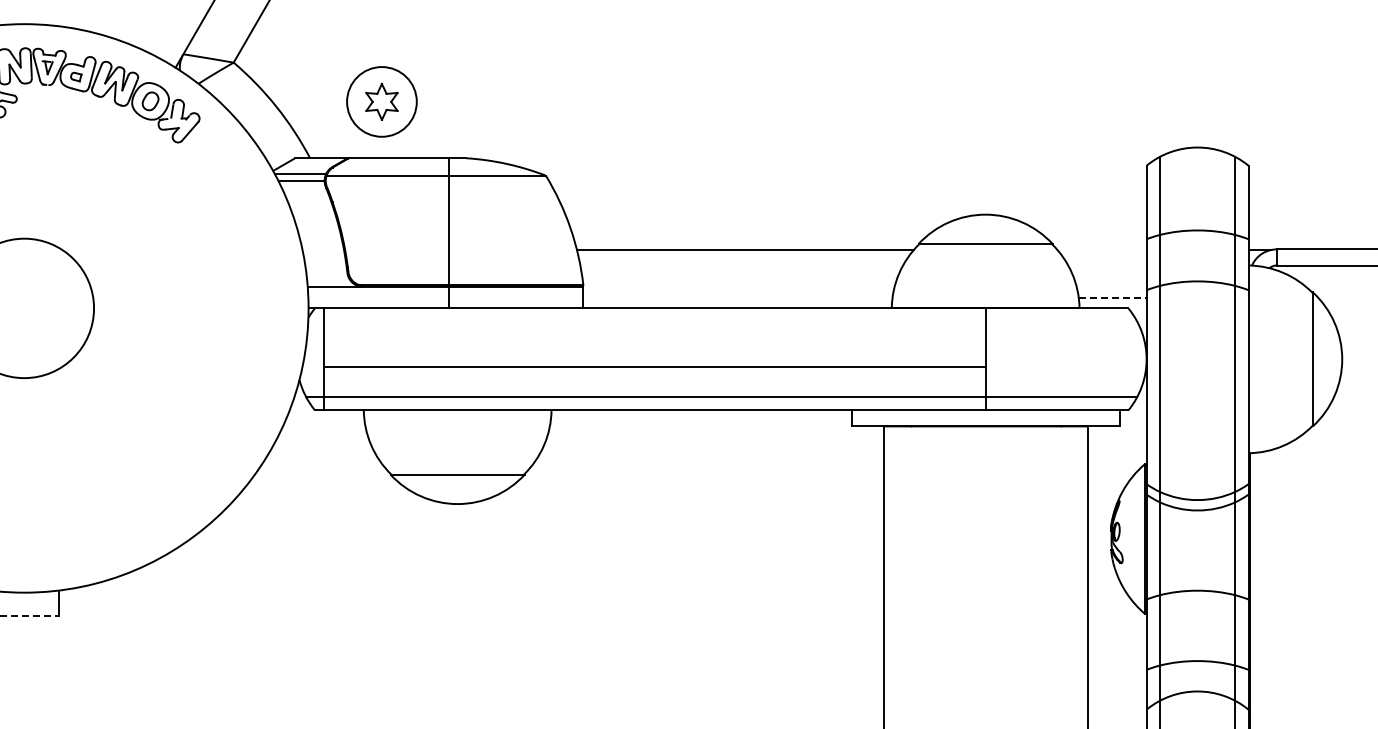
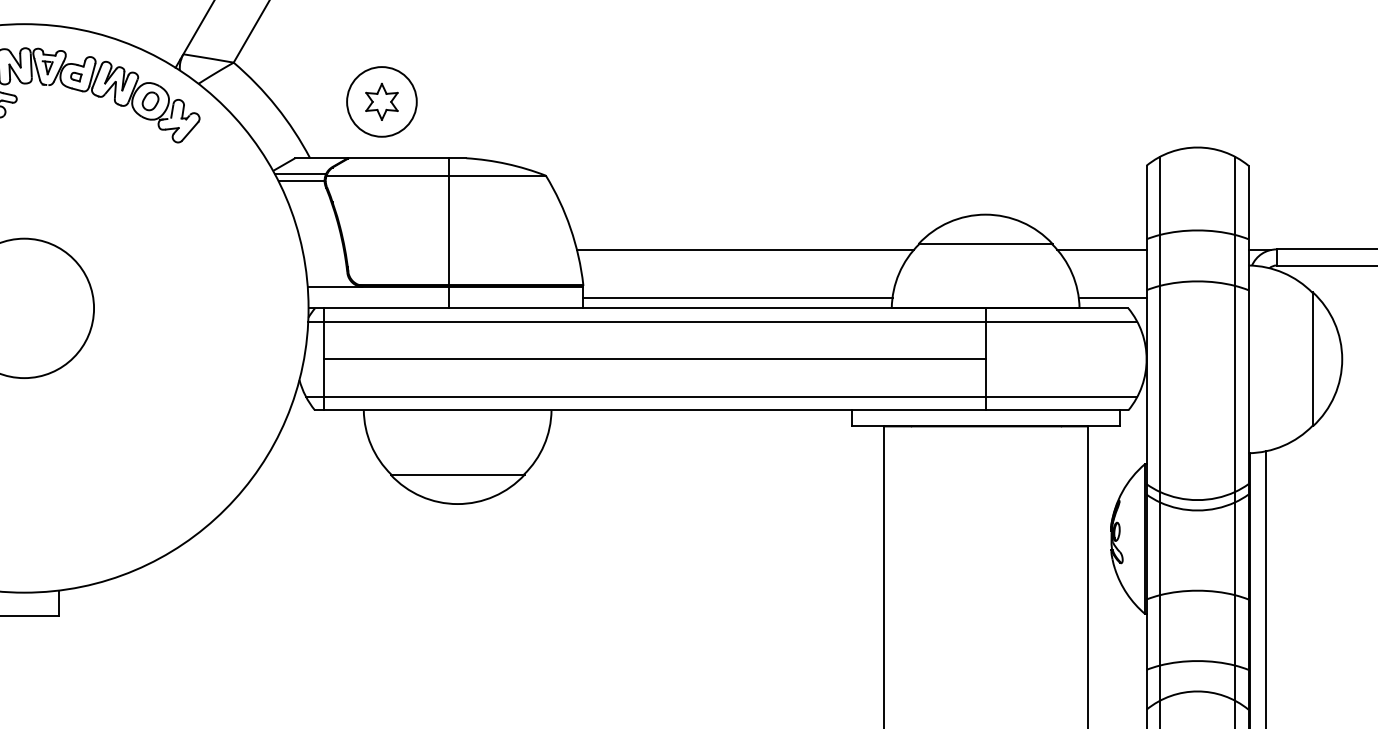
line: none -> present (1101, 249)
line: none -> present (737, 297)
line: dashed -> solid (1112, 297)
line: none -> present (722, 321)
line position: (654, 367) -> (654, 359) (654, 359)
line: none -> present (1265, 588)
line: dashed -> solid (30, 616)
